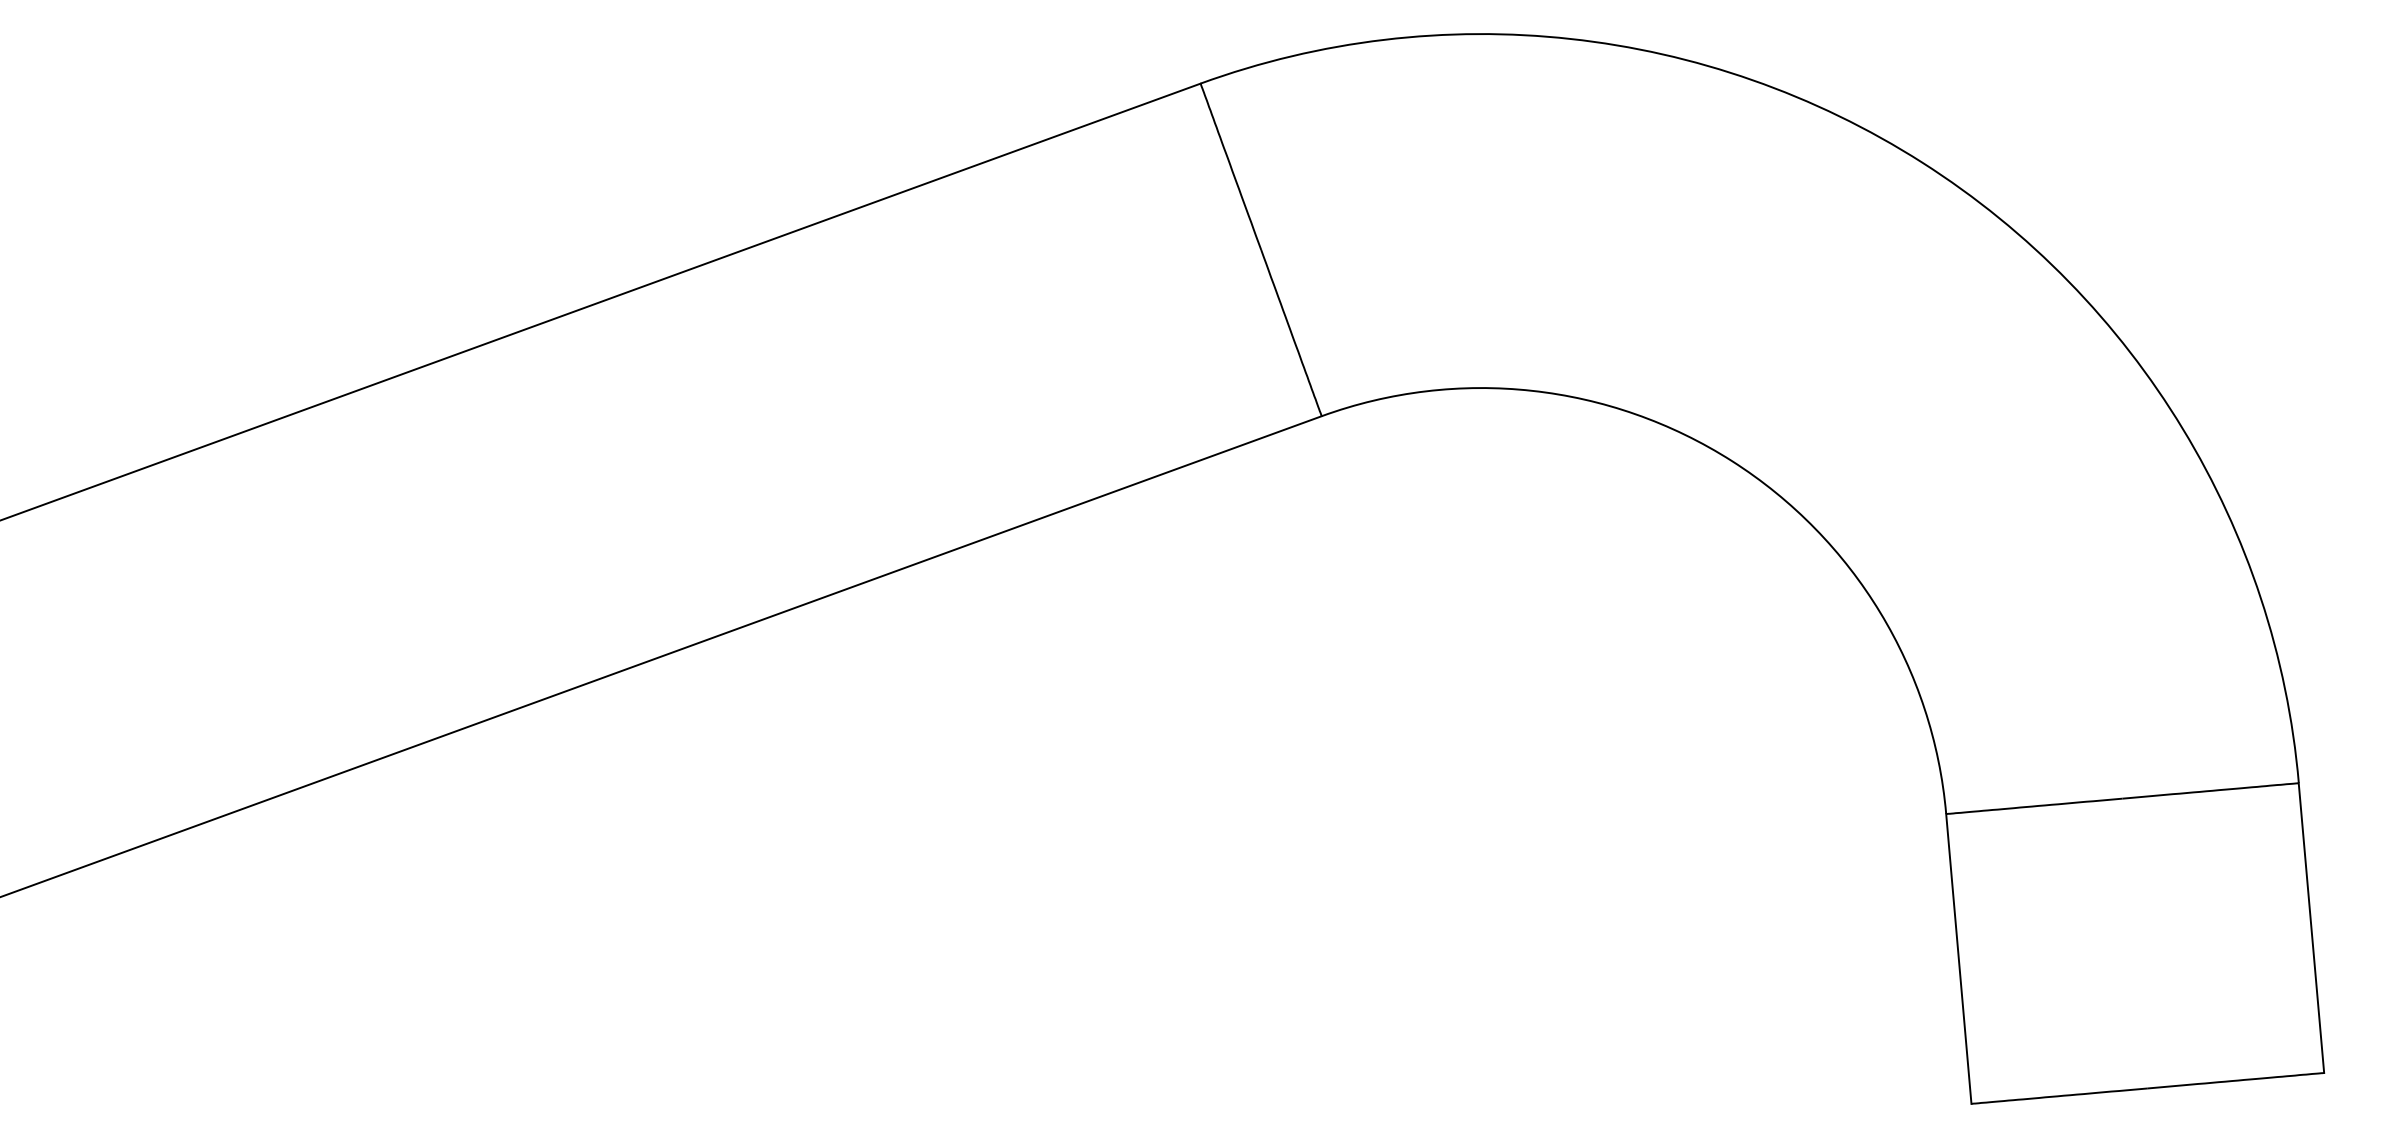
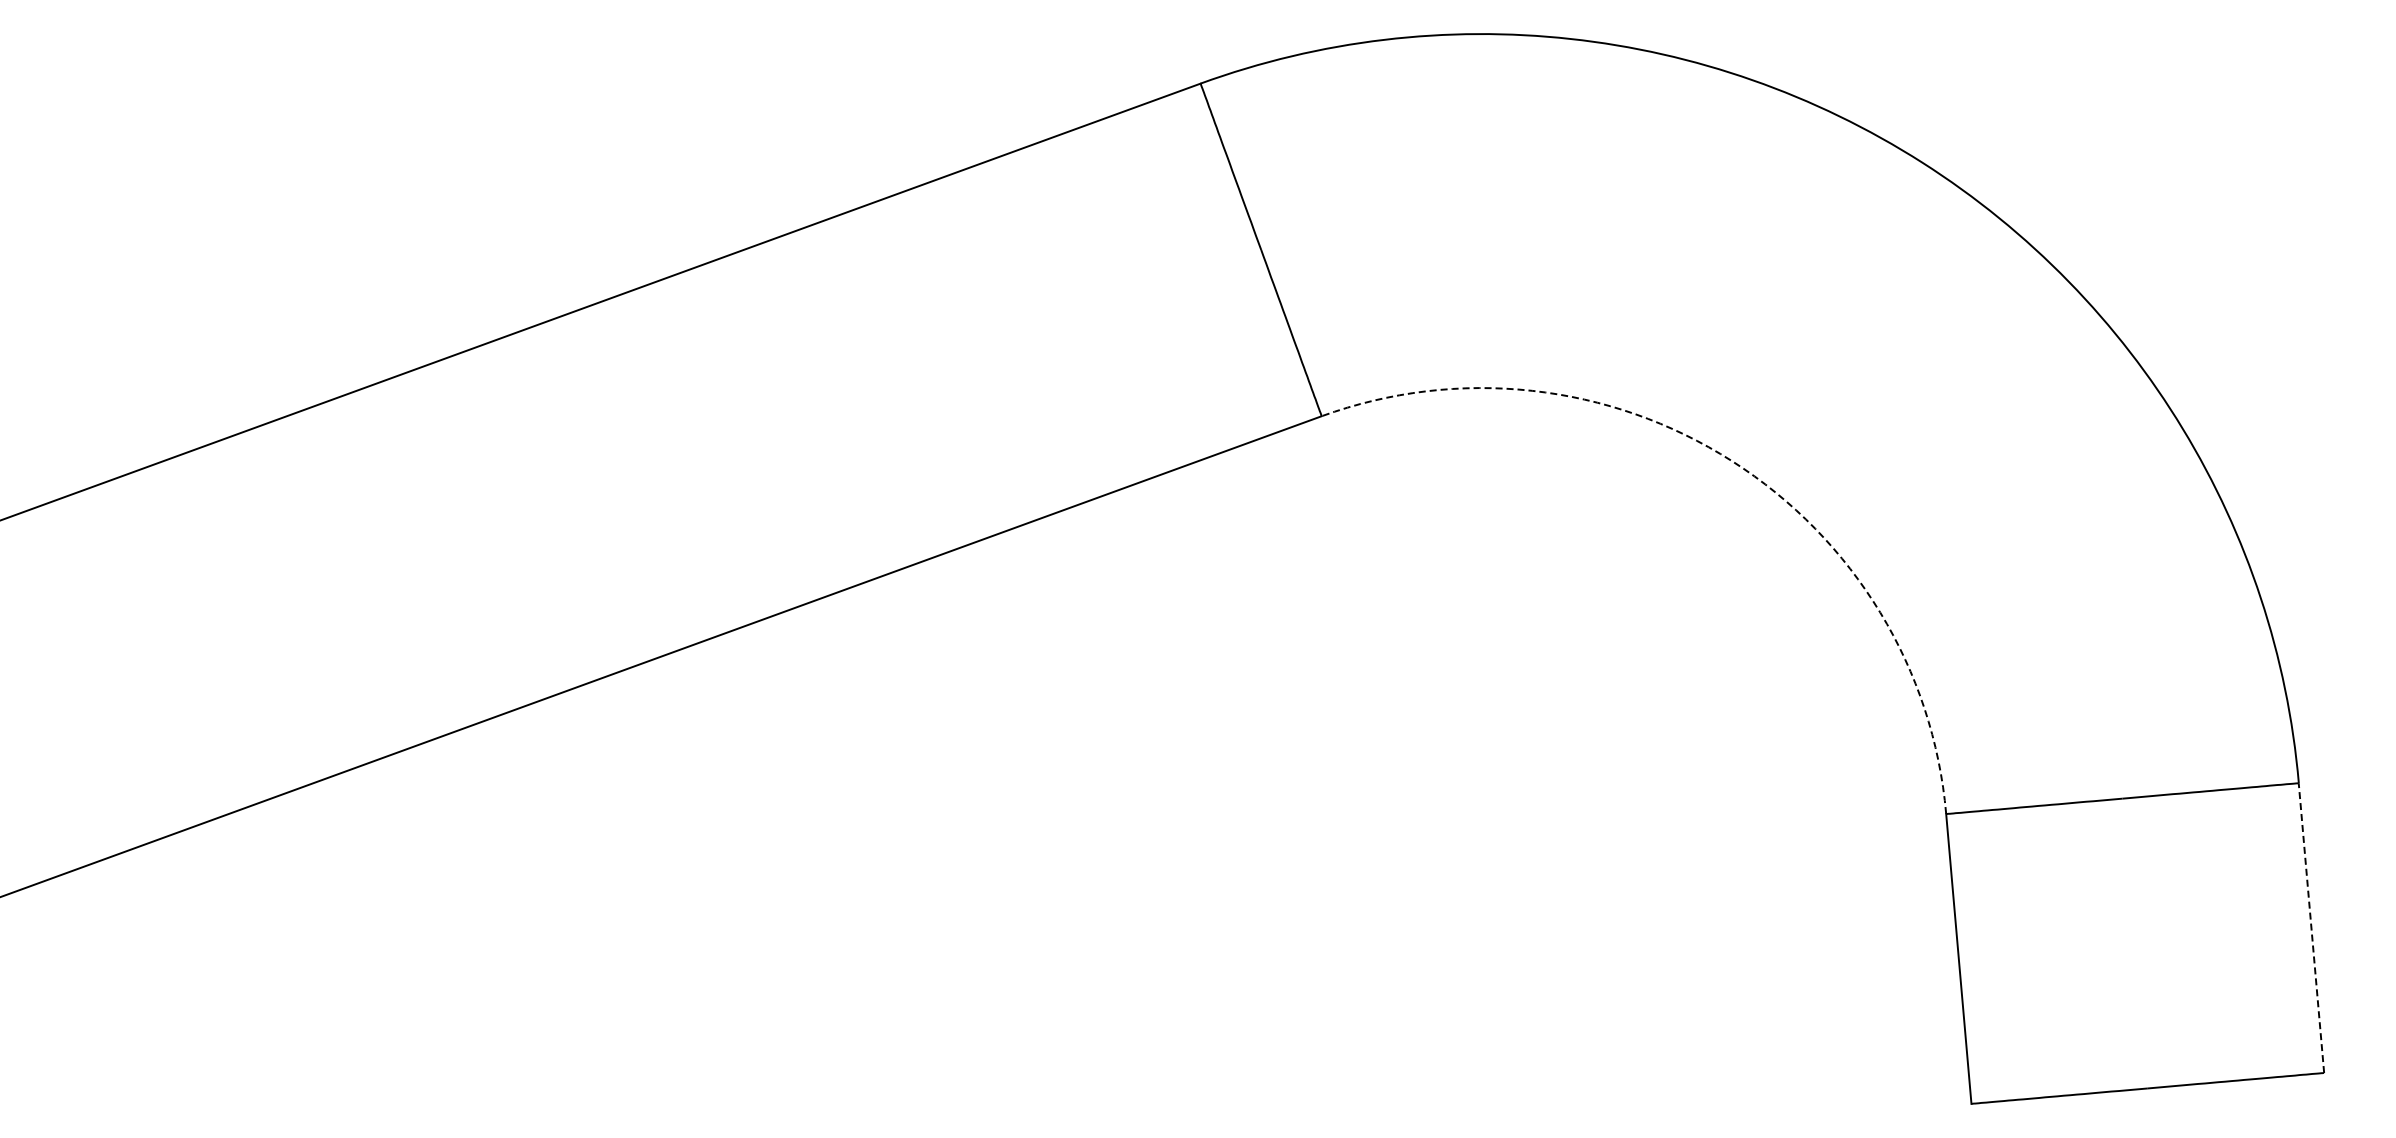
arc: solid -> dashed (1732, 461)
line: solid -> dashed (2311, 927)
